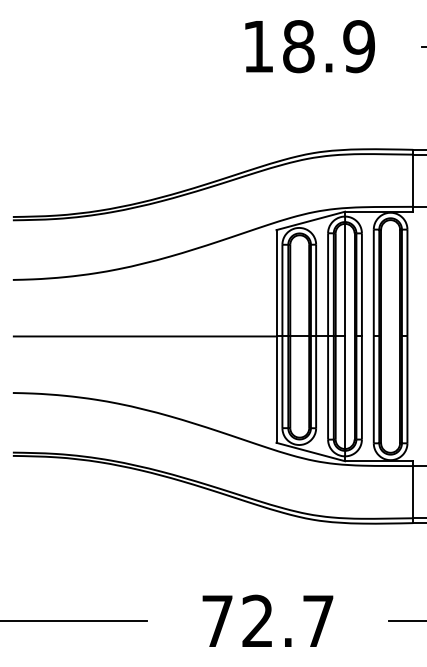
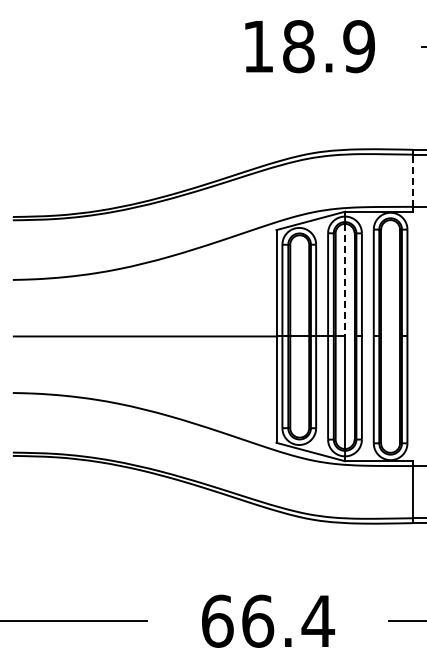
line: solid -> dashed (413, 180)
line: solid -> dashed (345, 280)
text: 72.7 -> 66.4 (268, 620)
